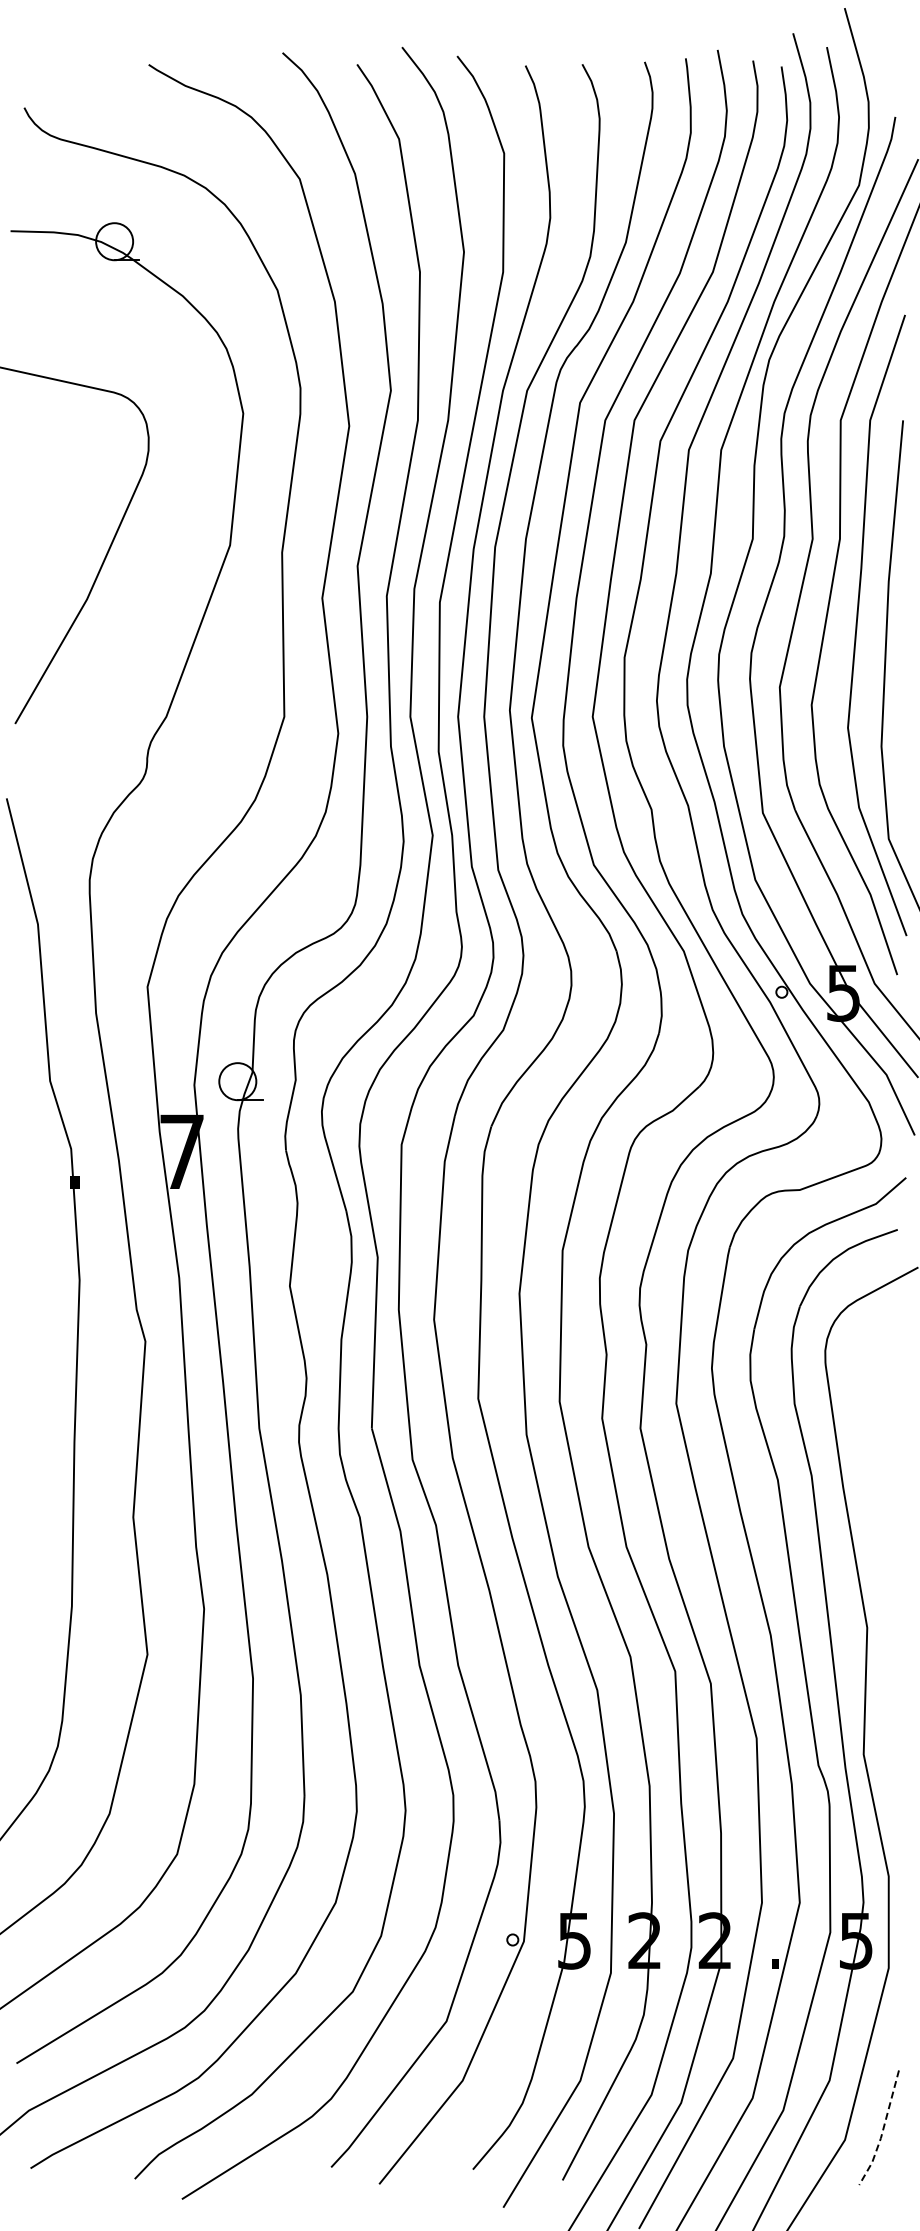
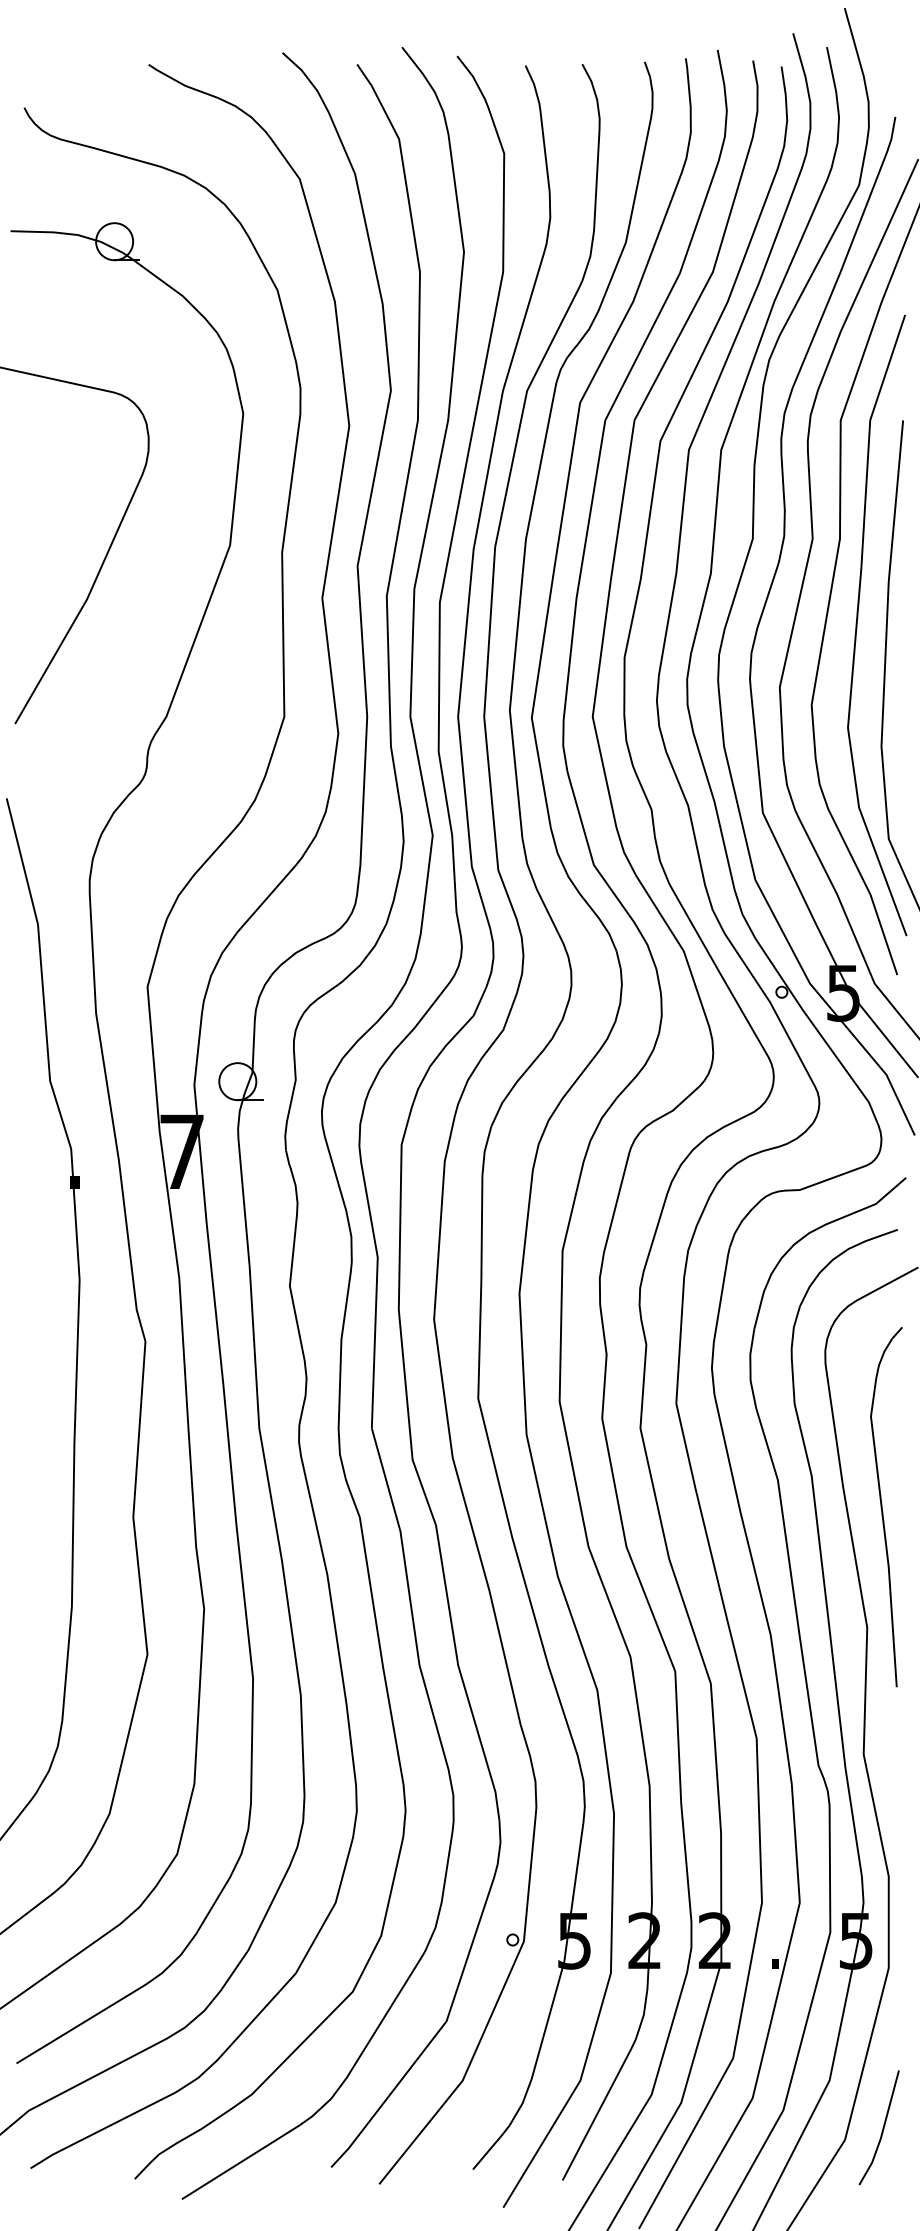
part: none -> present (886, 1507)
line: dashed -> solid (882, 2130)
